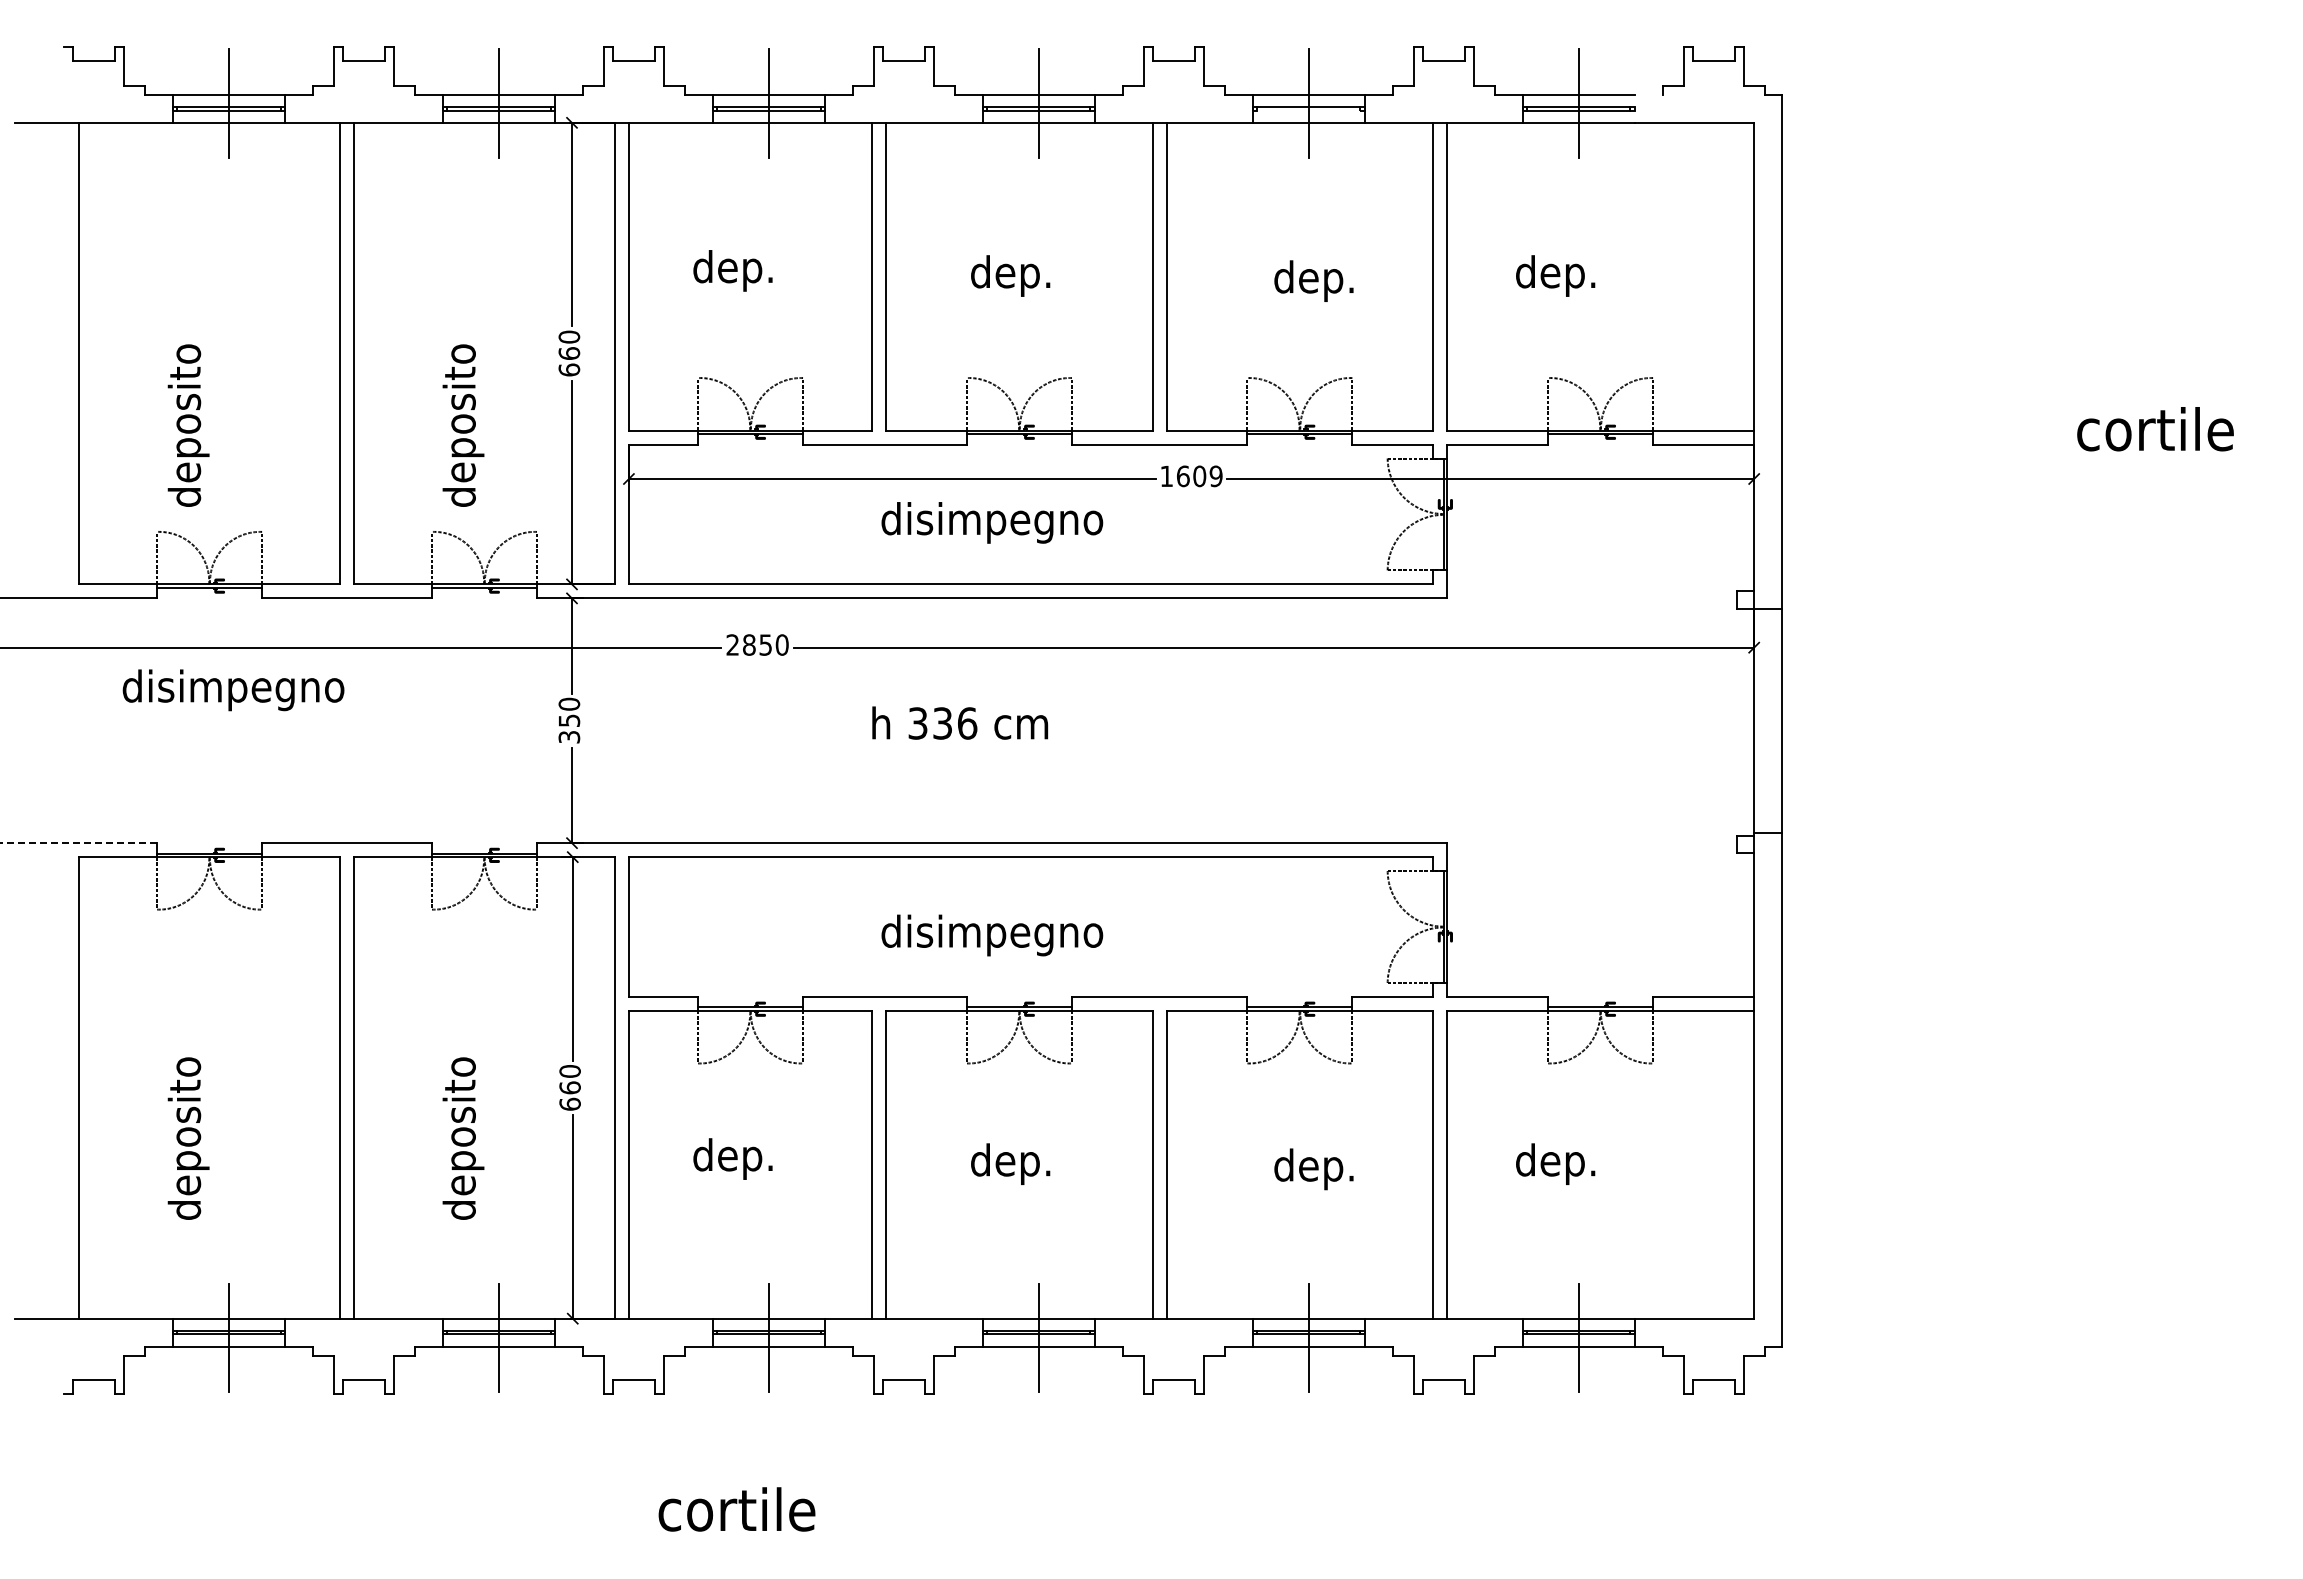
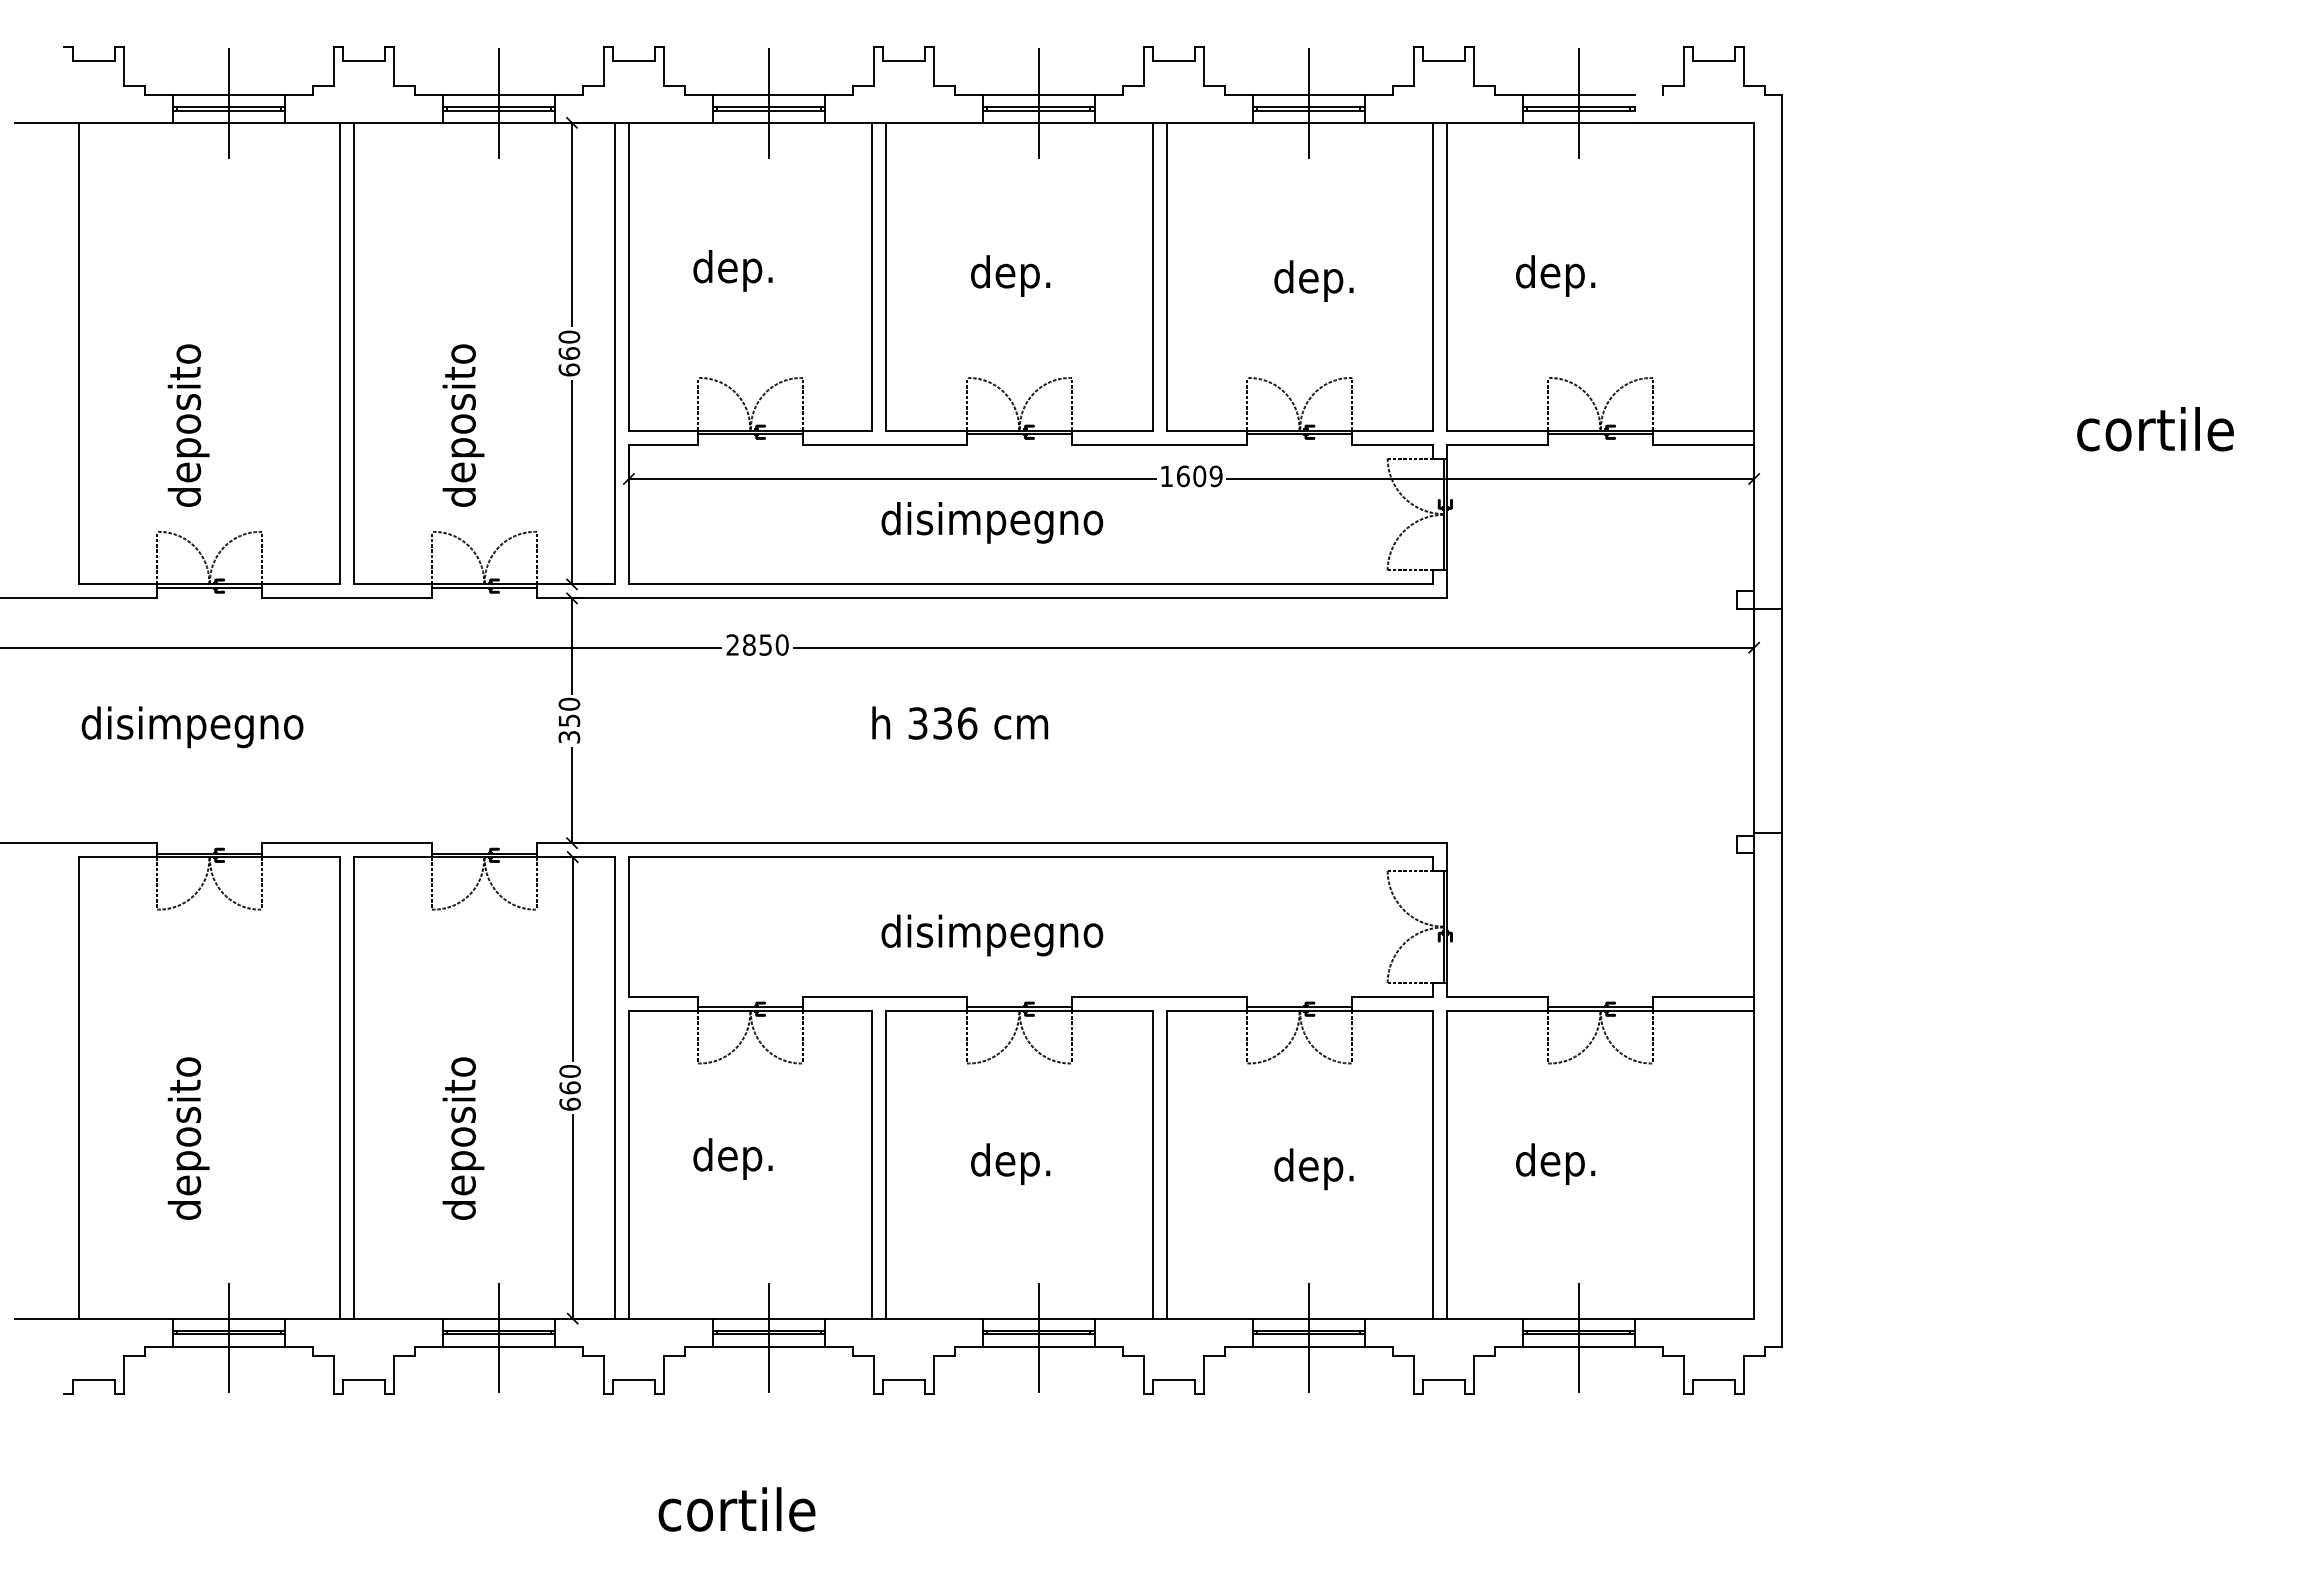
line: none -> present (1308, 110)
text position: (233, 690) -> (192, 727) (192, 727)
line: dashed -> solid (78, 843)
